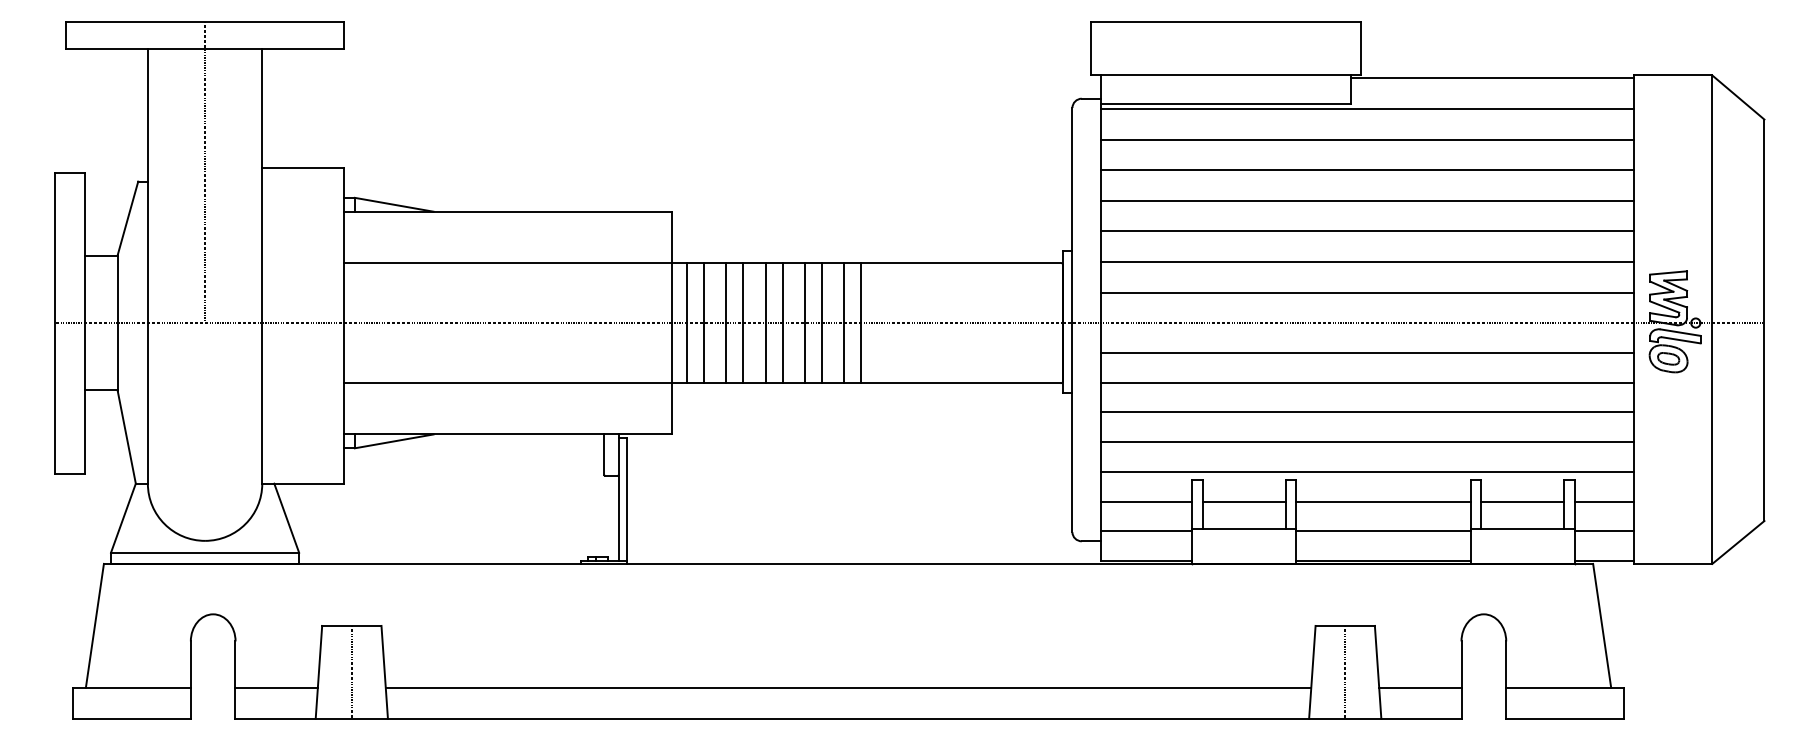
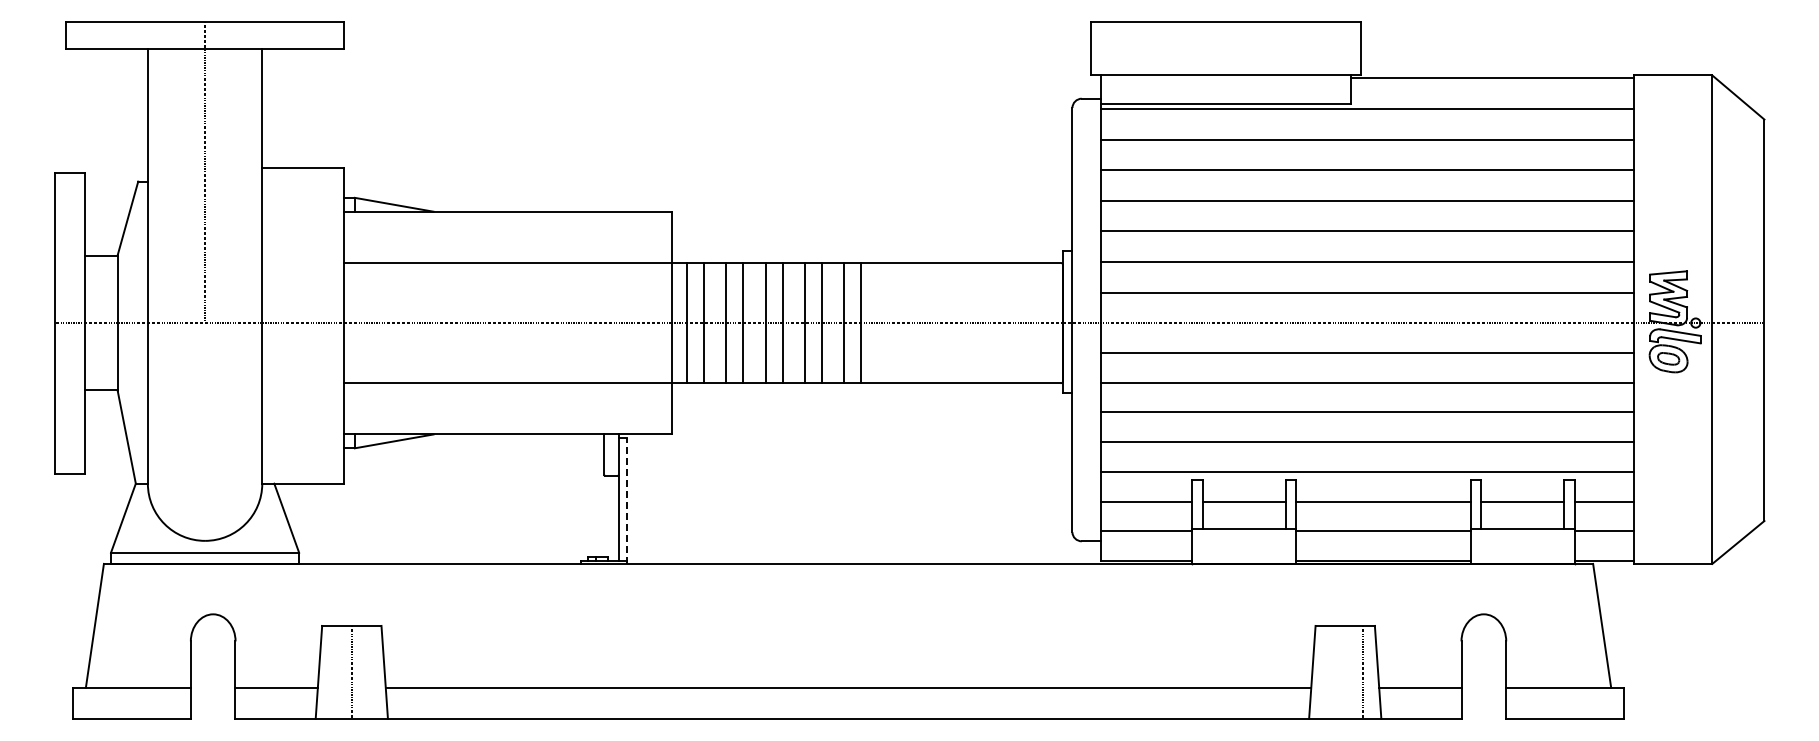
line: solid -> dashed (626, 501)
line position: (1345, 671) -> (1363, 671) (1363, 671)
